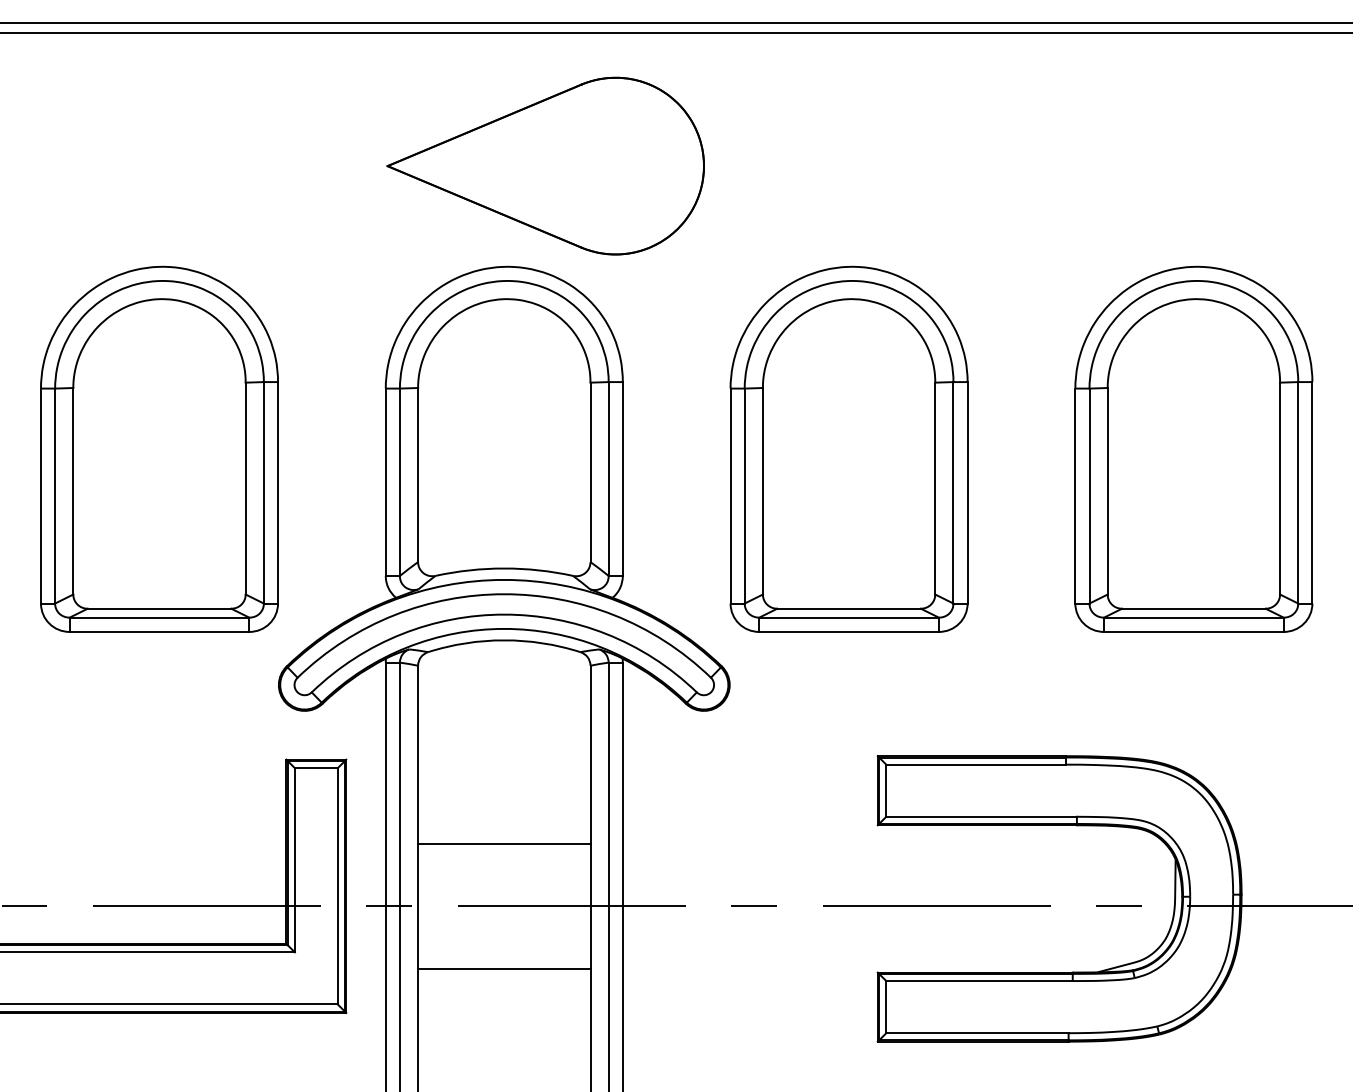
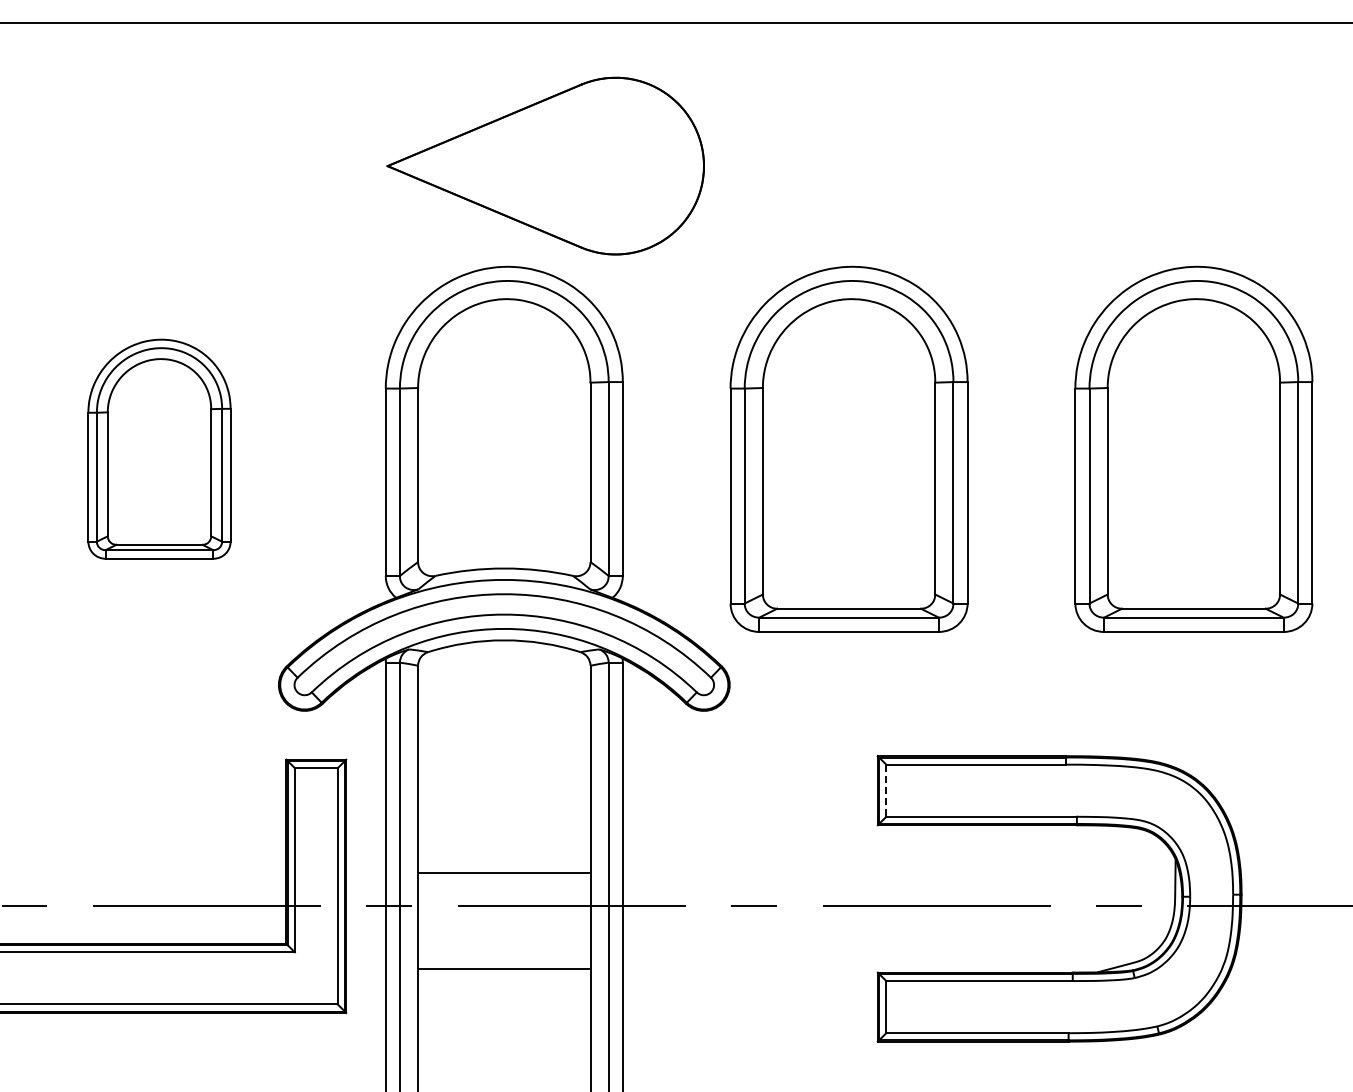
line: present -> none (675, 32)
part size: 239x368 px -> 145x222 px (159, 448)
line: solid -> dashed (886, 791)
line position: (504, 843) -> (504, 872) (504, 872)
